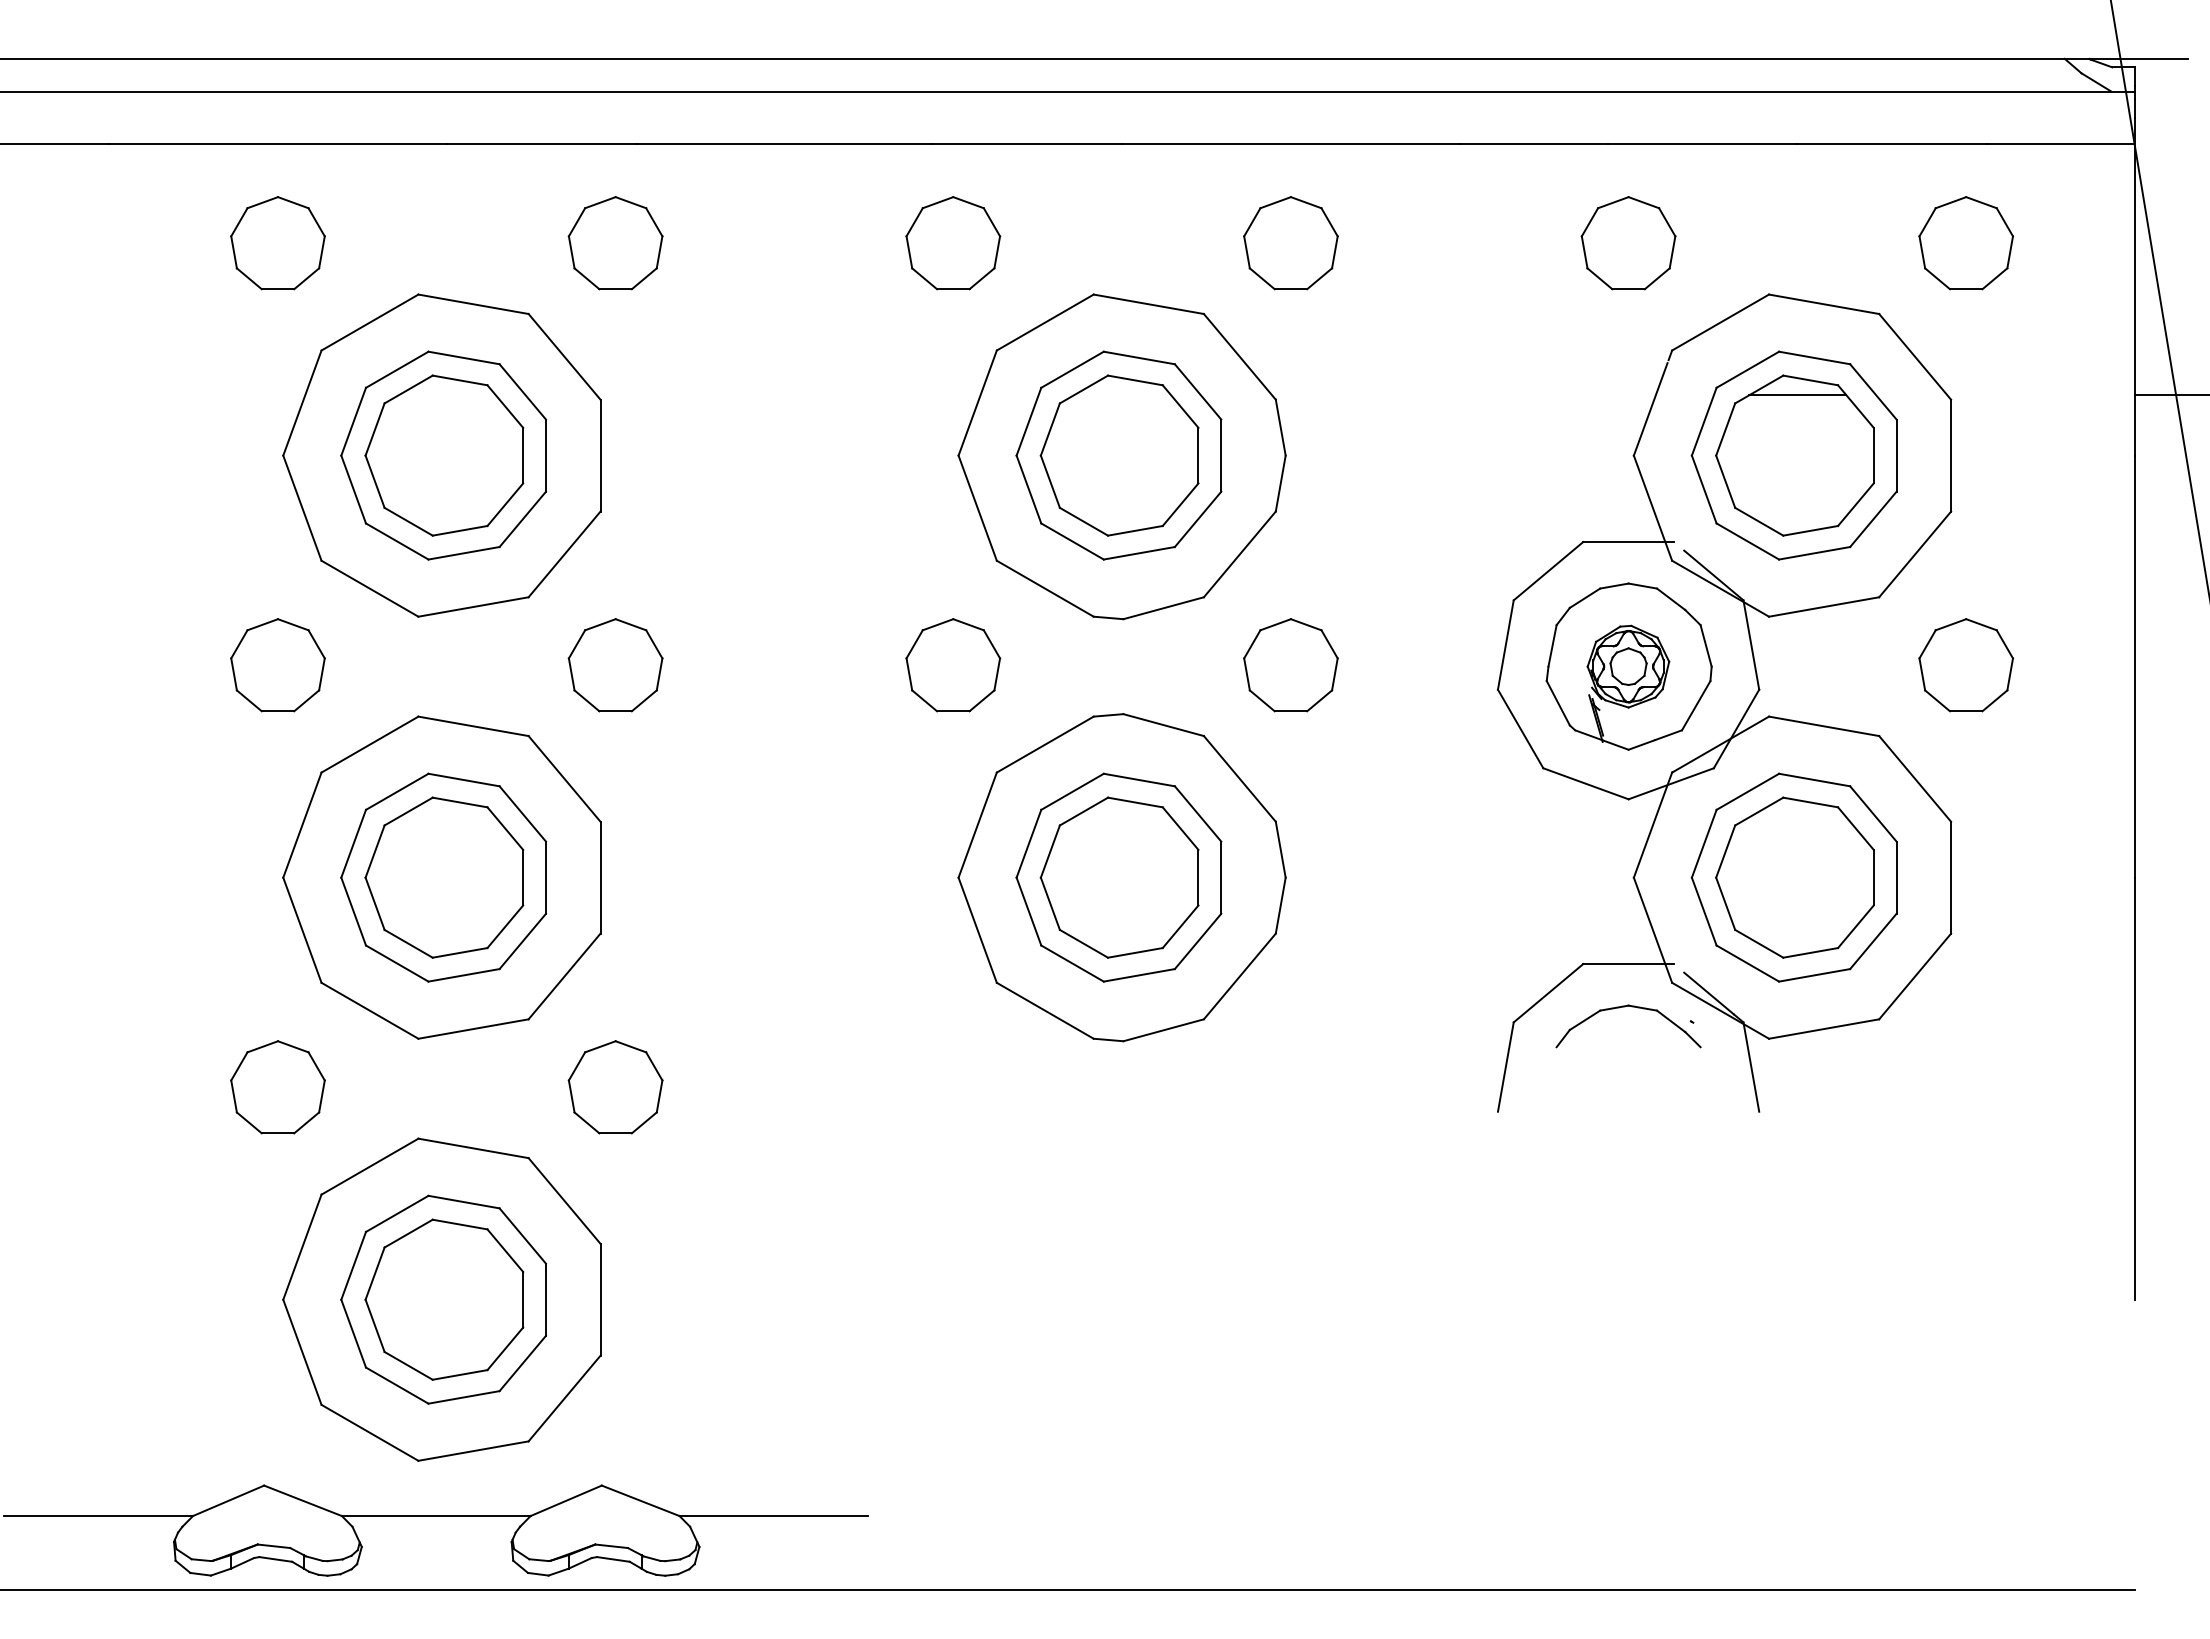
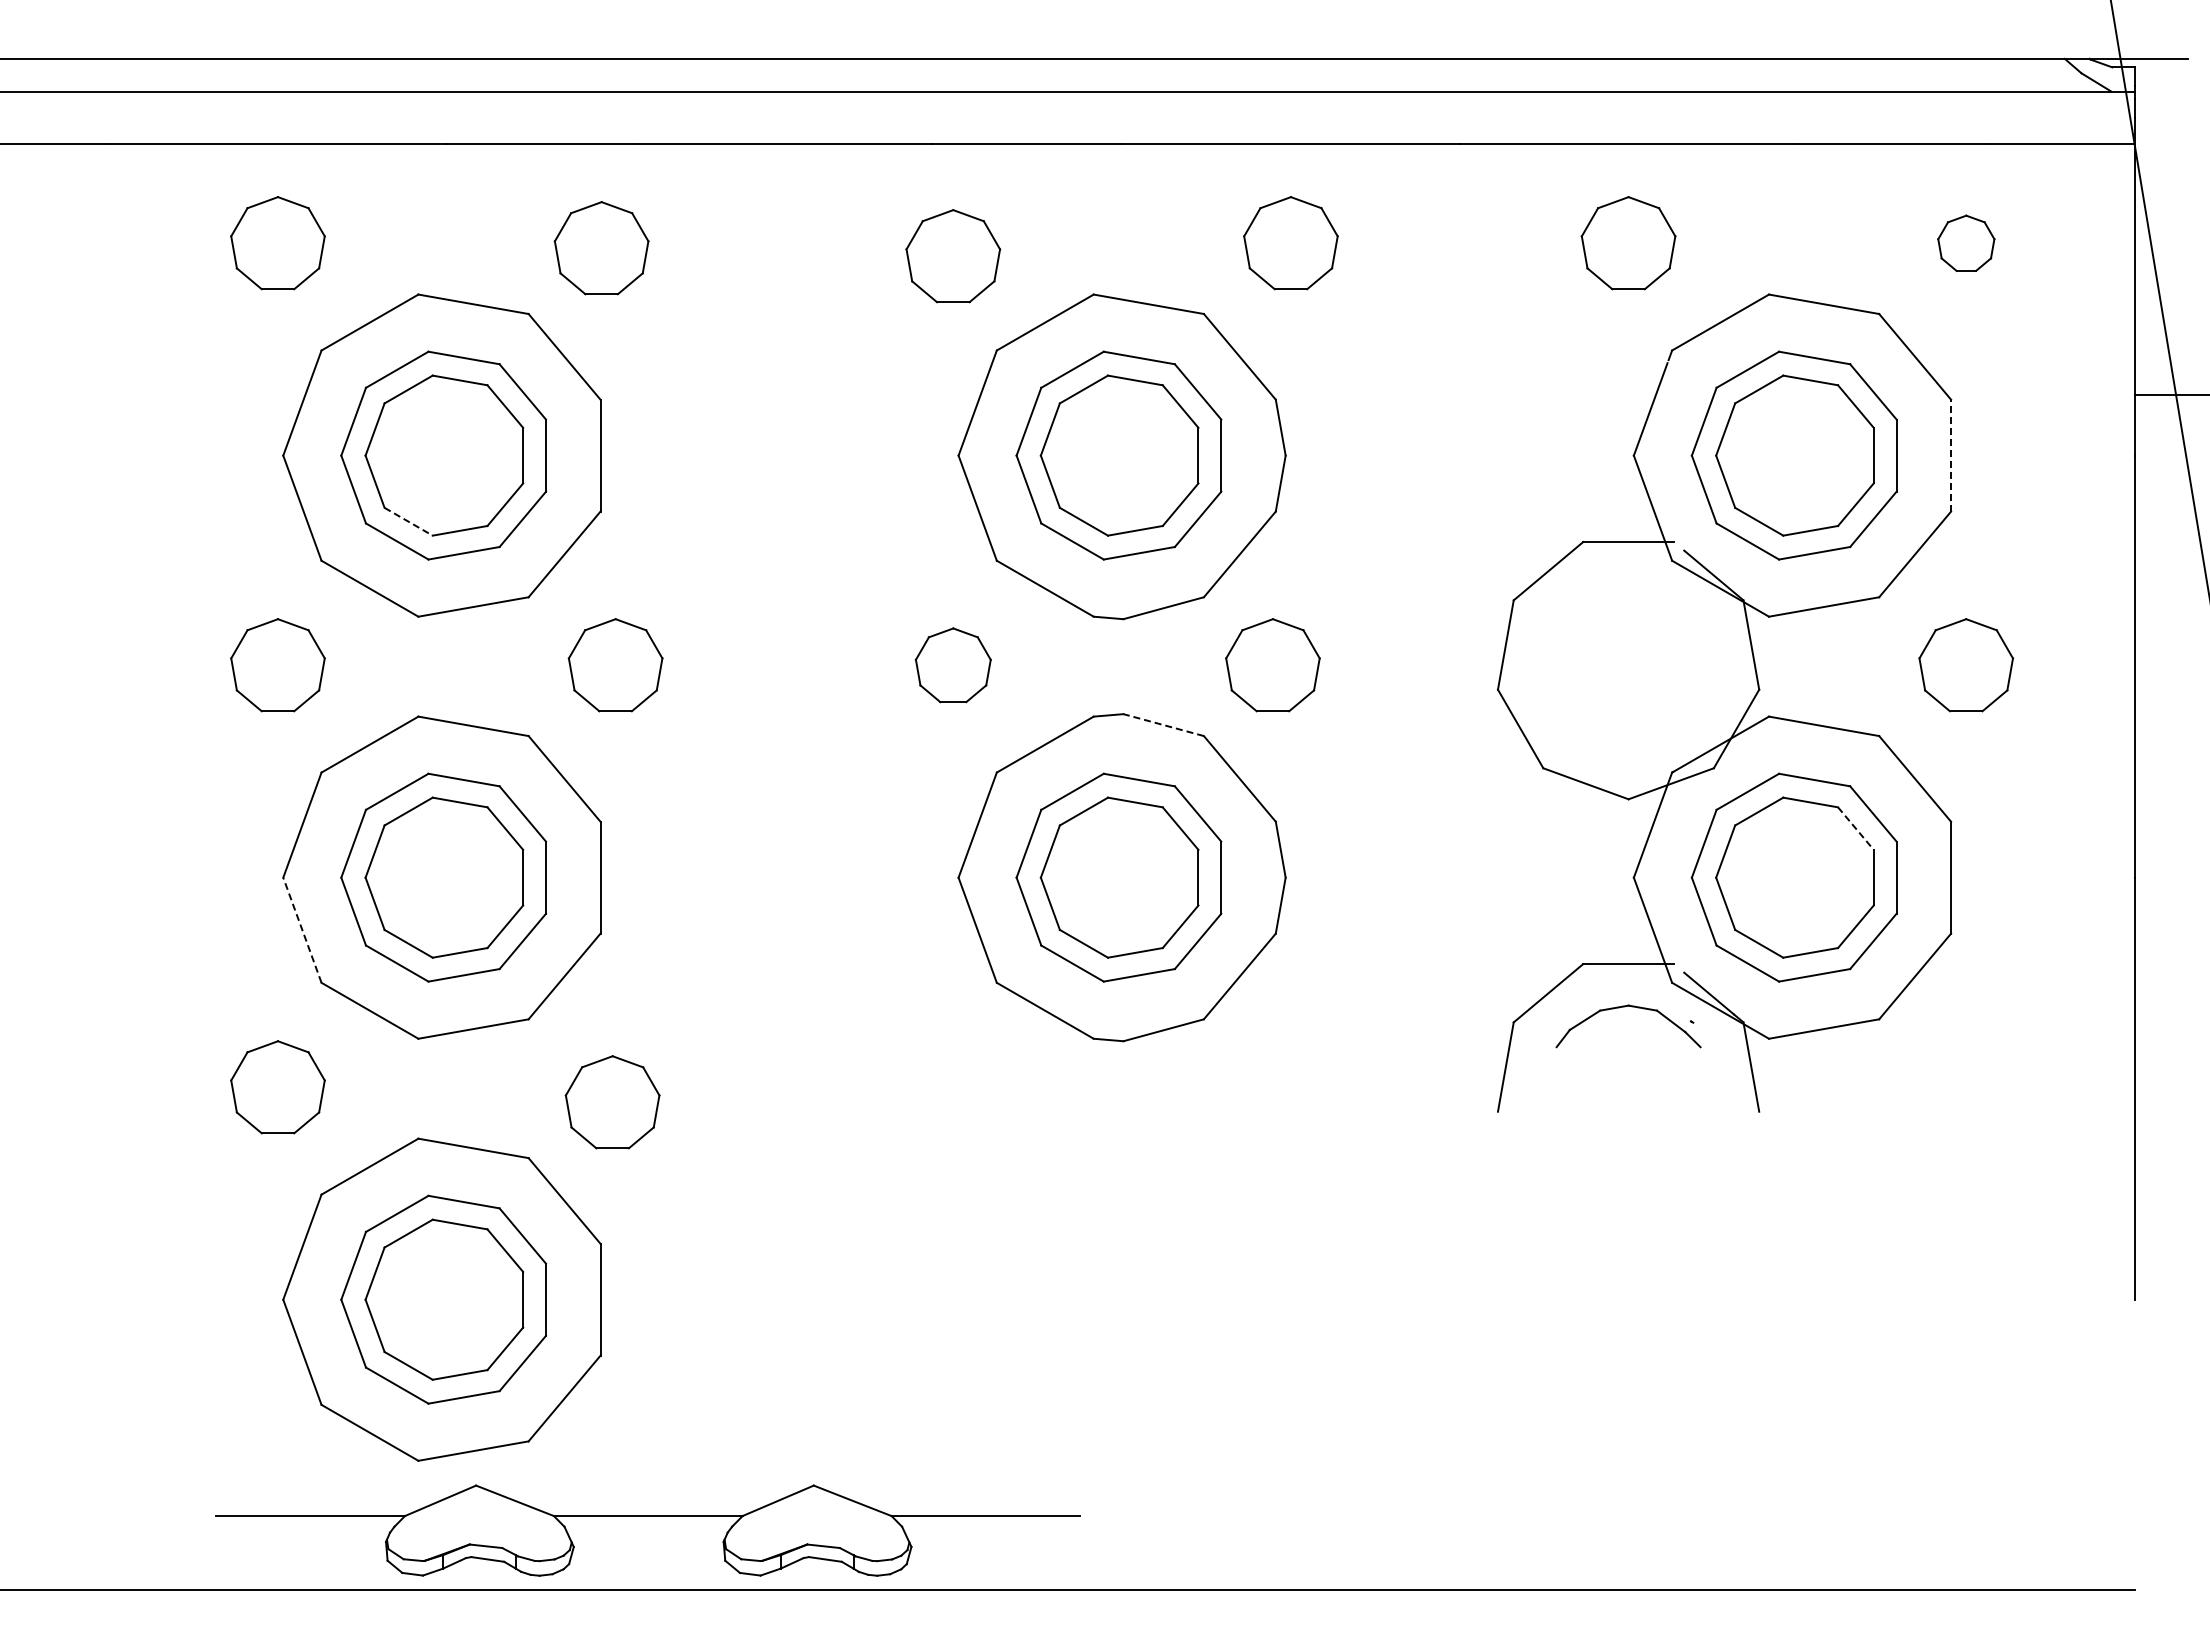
part position: (615, 243) -> (601, 248) (601, 248)
part position: (953, 243) -> (953, 256) (953, 256)
part size: 97x95 px -> 59x58 px (1966, 242)
line: present -> none (1797, 395)
line: solid -> dashed (1951, 455)
line: solid -> dashed (408, 521)
part size: 97x95 px -> 78x77 px (952, 665)
part position: (1290, 665) -> (1272, 665) (1272, 665)
part: present -> none (1628, 666)
line: solid -> dashed (1163, 725)
line: solid -> dashed (1855, 828)
line: solid -> dashed (302, 930)
part position: (615, 1087) -> (612, 1102) (612, 1102)
part position: (435, 1516) -> (647, 1516) (647, 1516)
